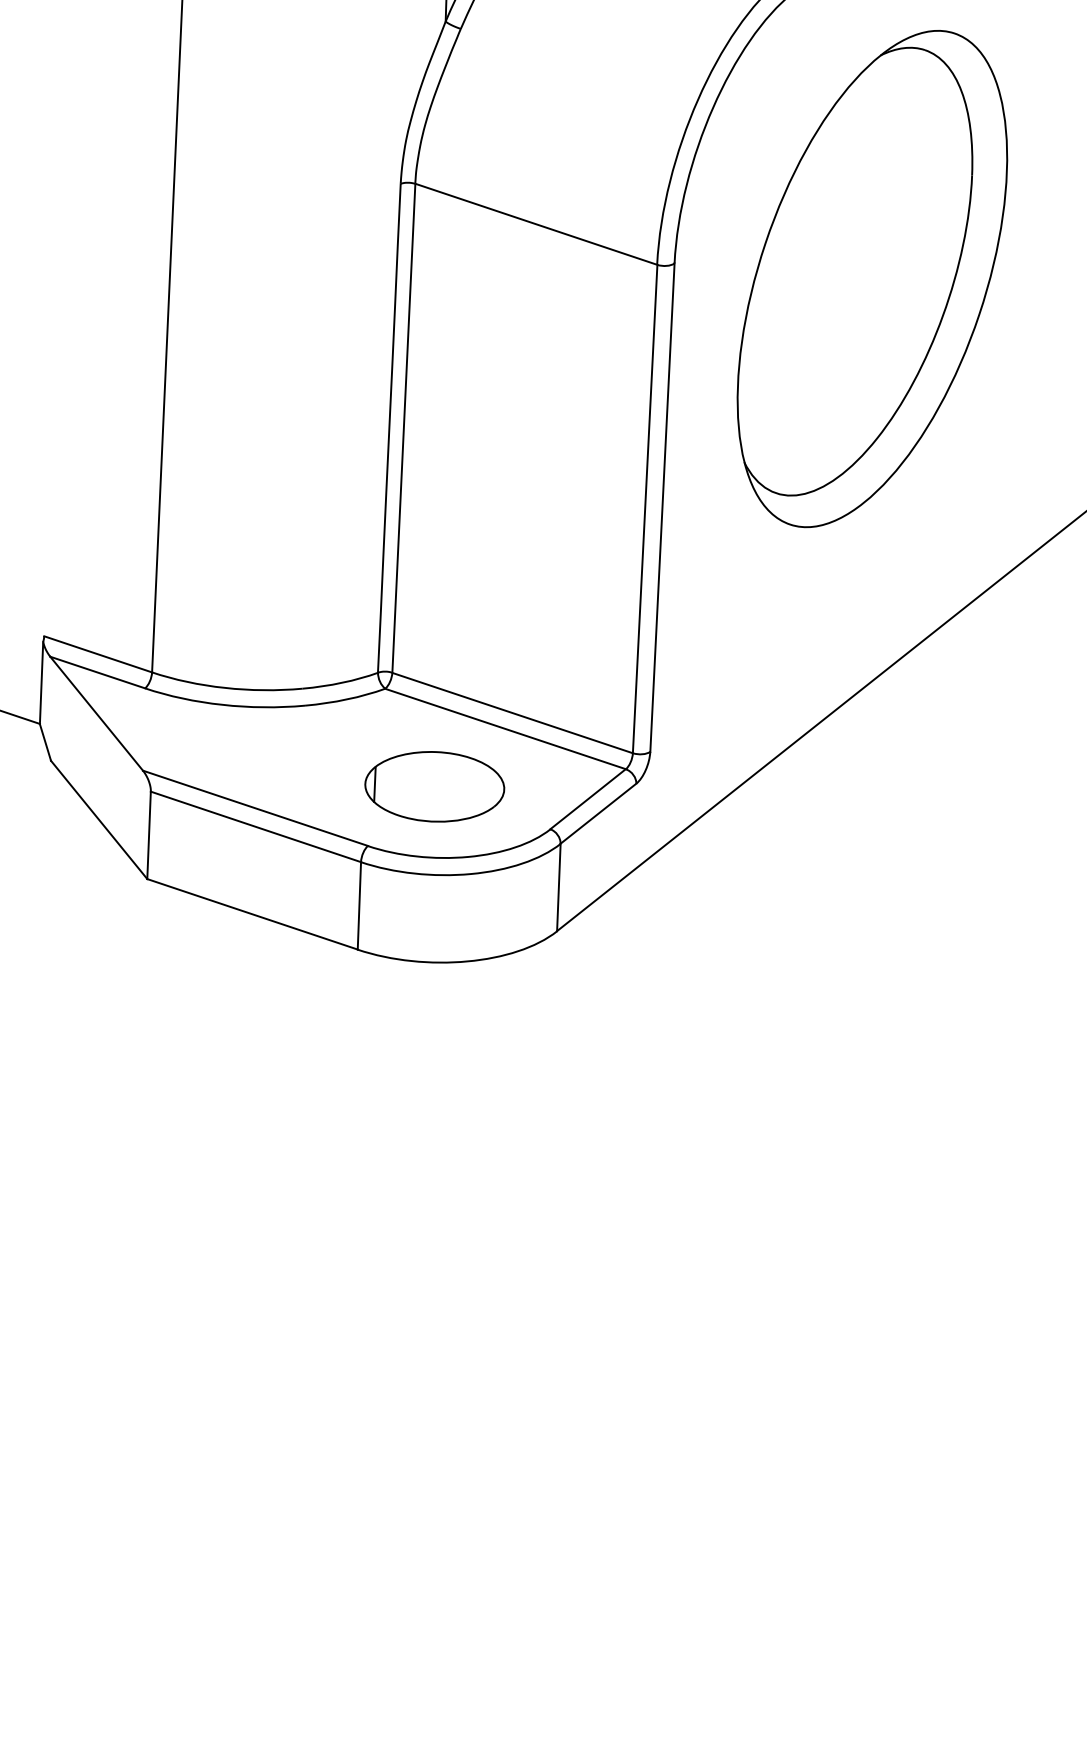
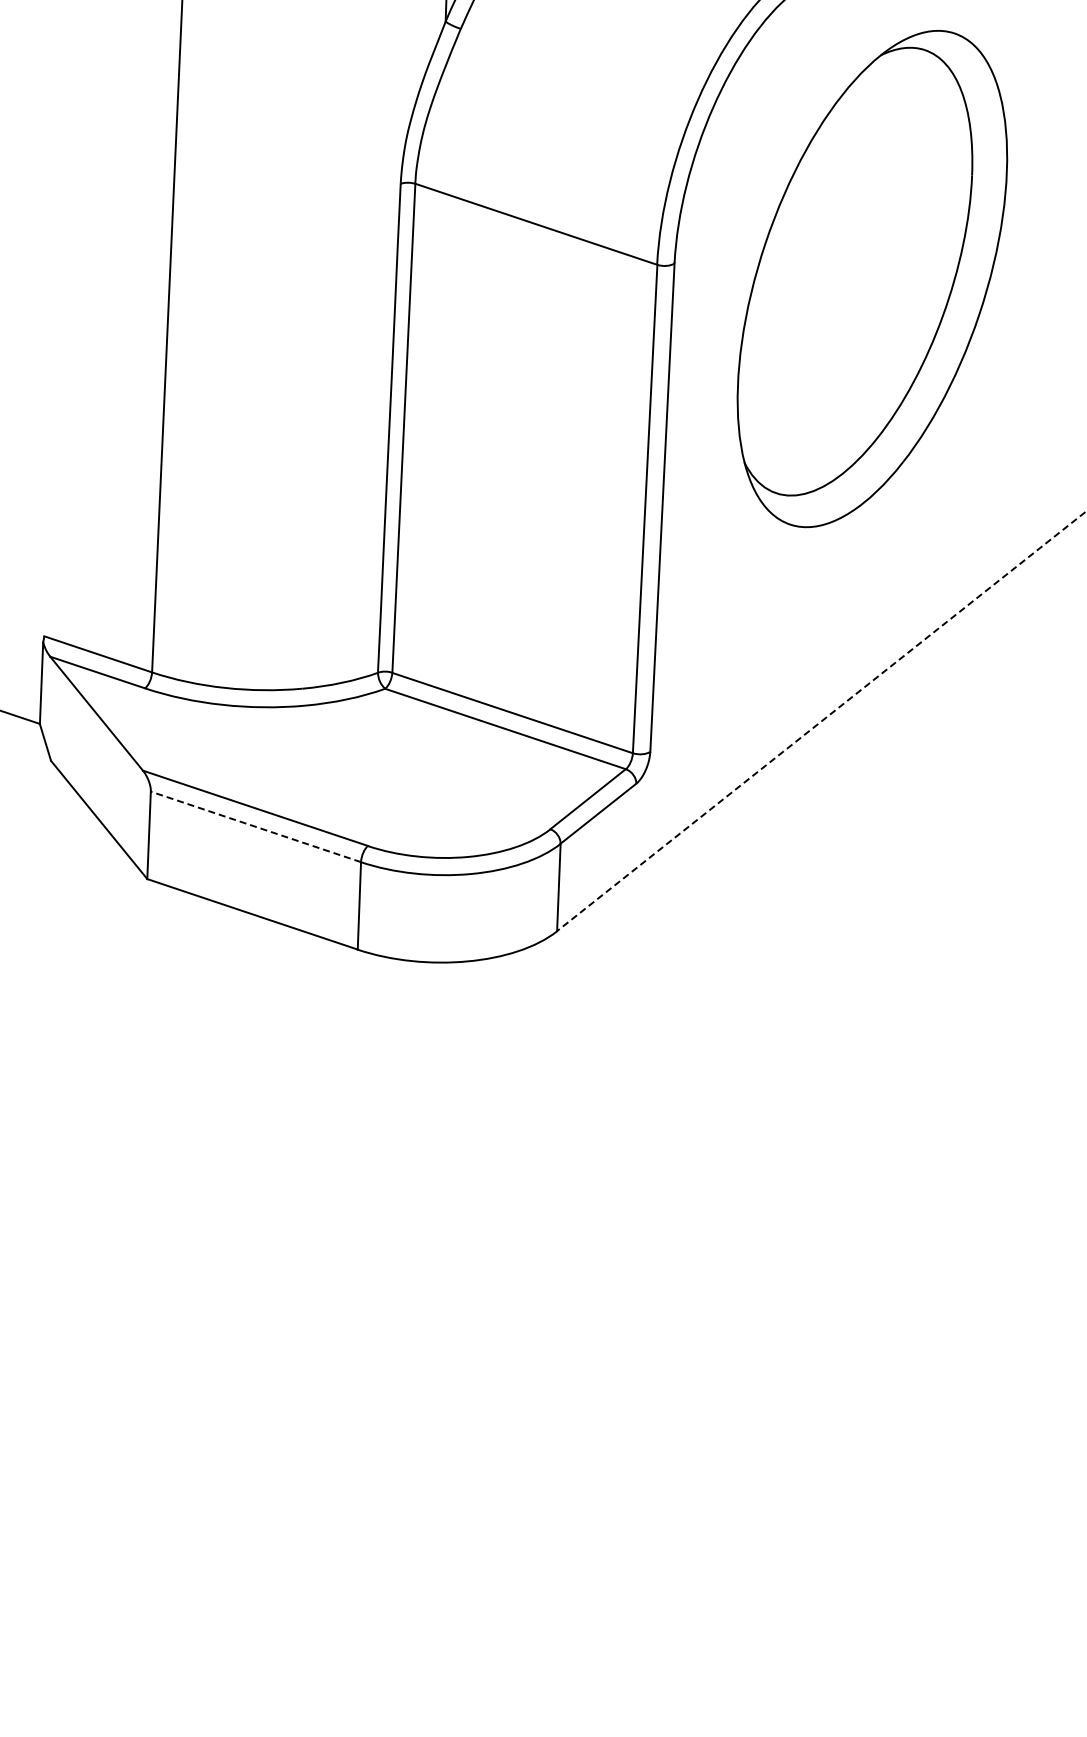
line: solid -> dashed (821, 721)
part: present -> none (434, 786)
line: solid -> dashed (255, 826)
